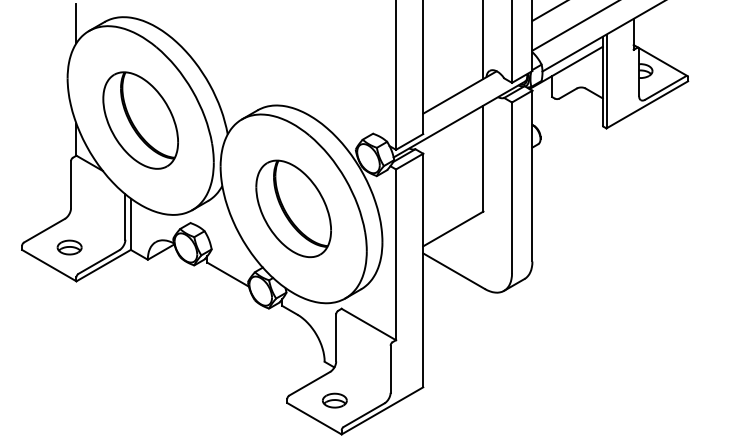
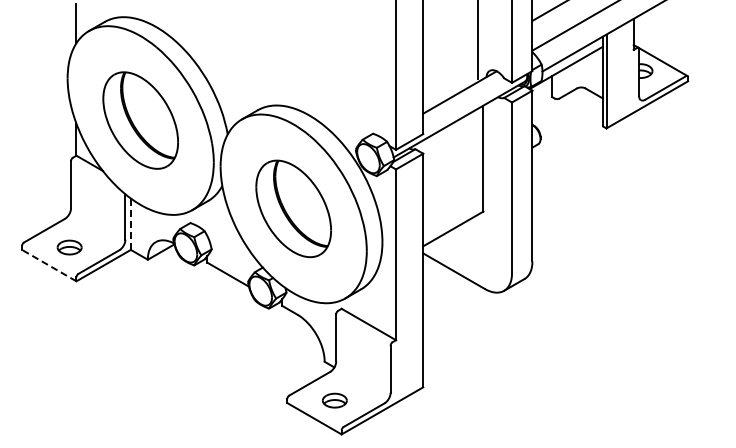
line position: (483, 40) -> (478, 40) (478, 40)
line: solid -> dashed (130, 224)
line: solid -> dashed (48, 265)
